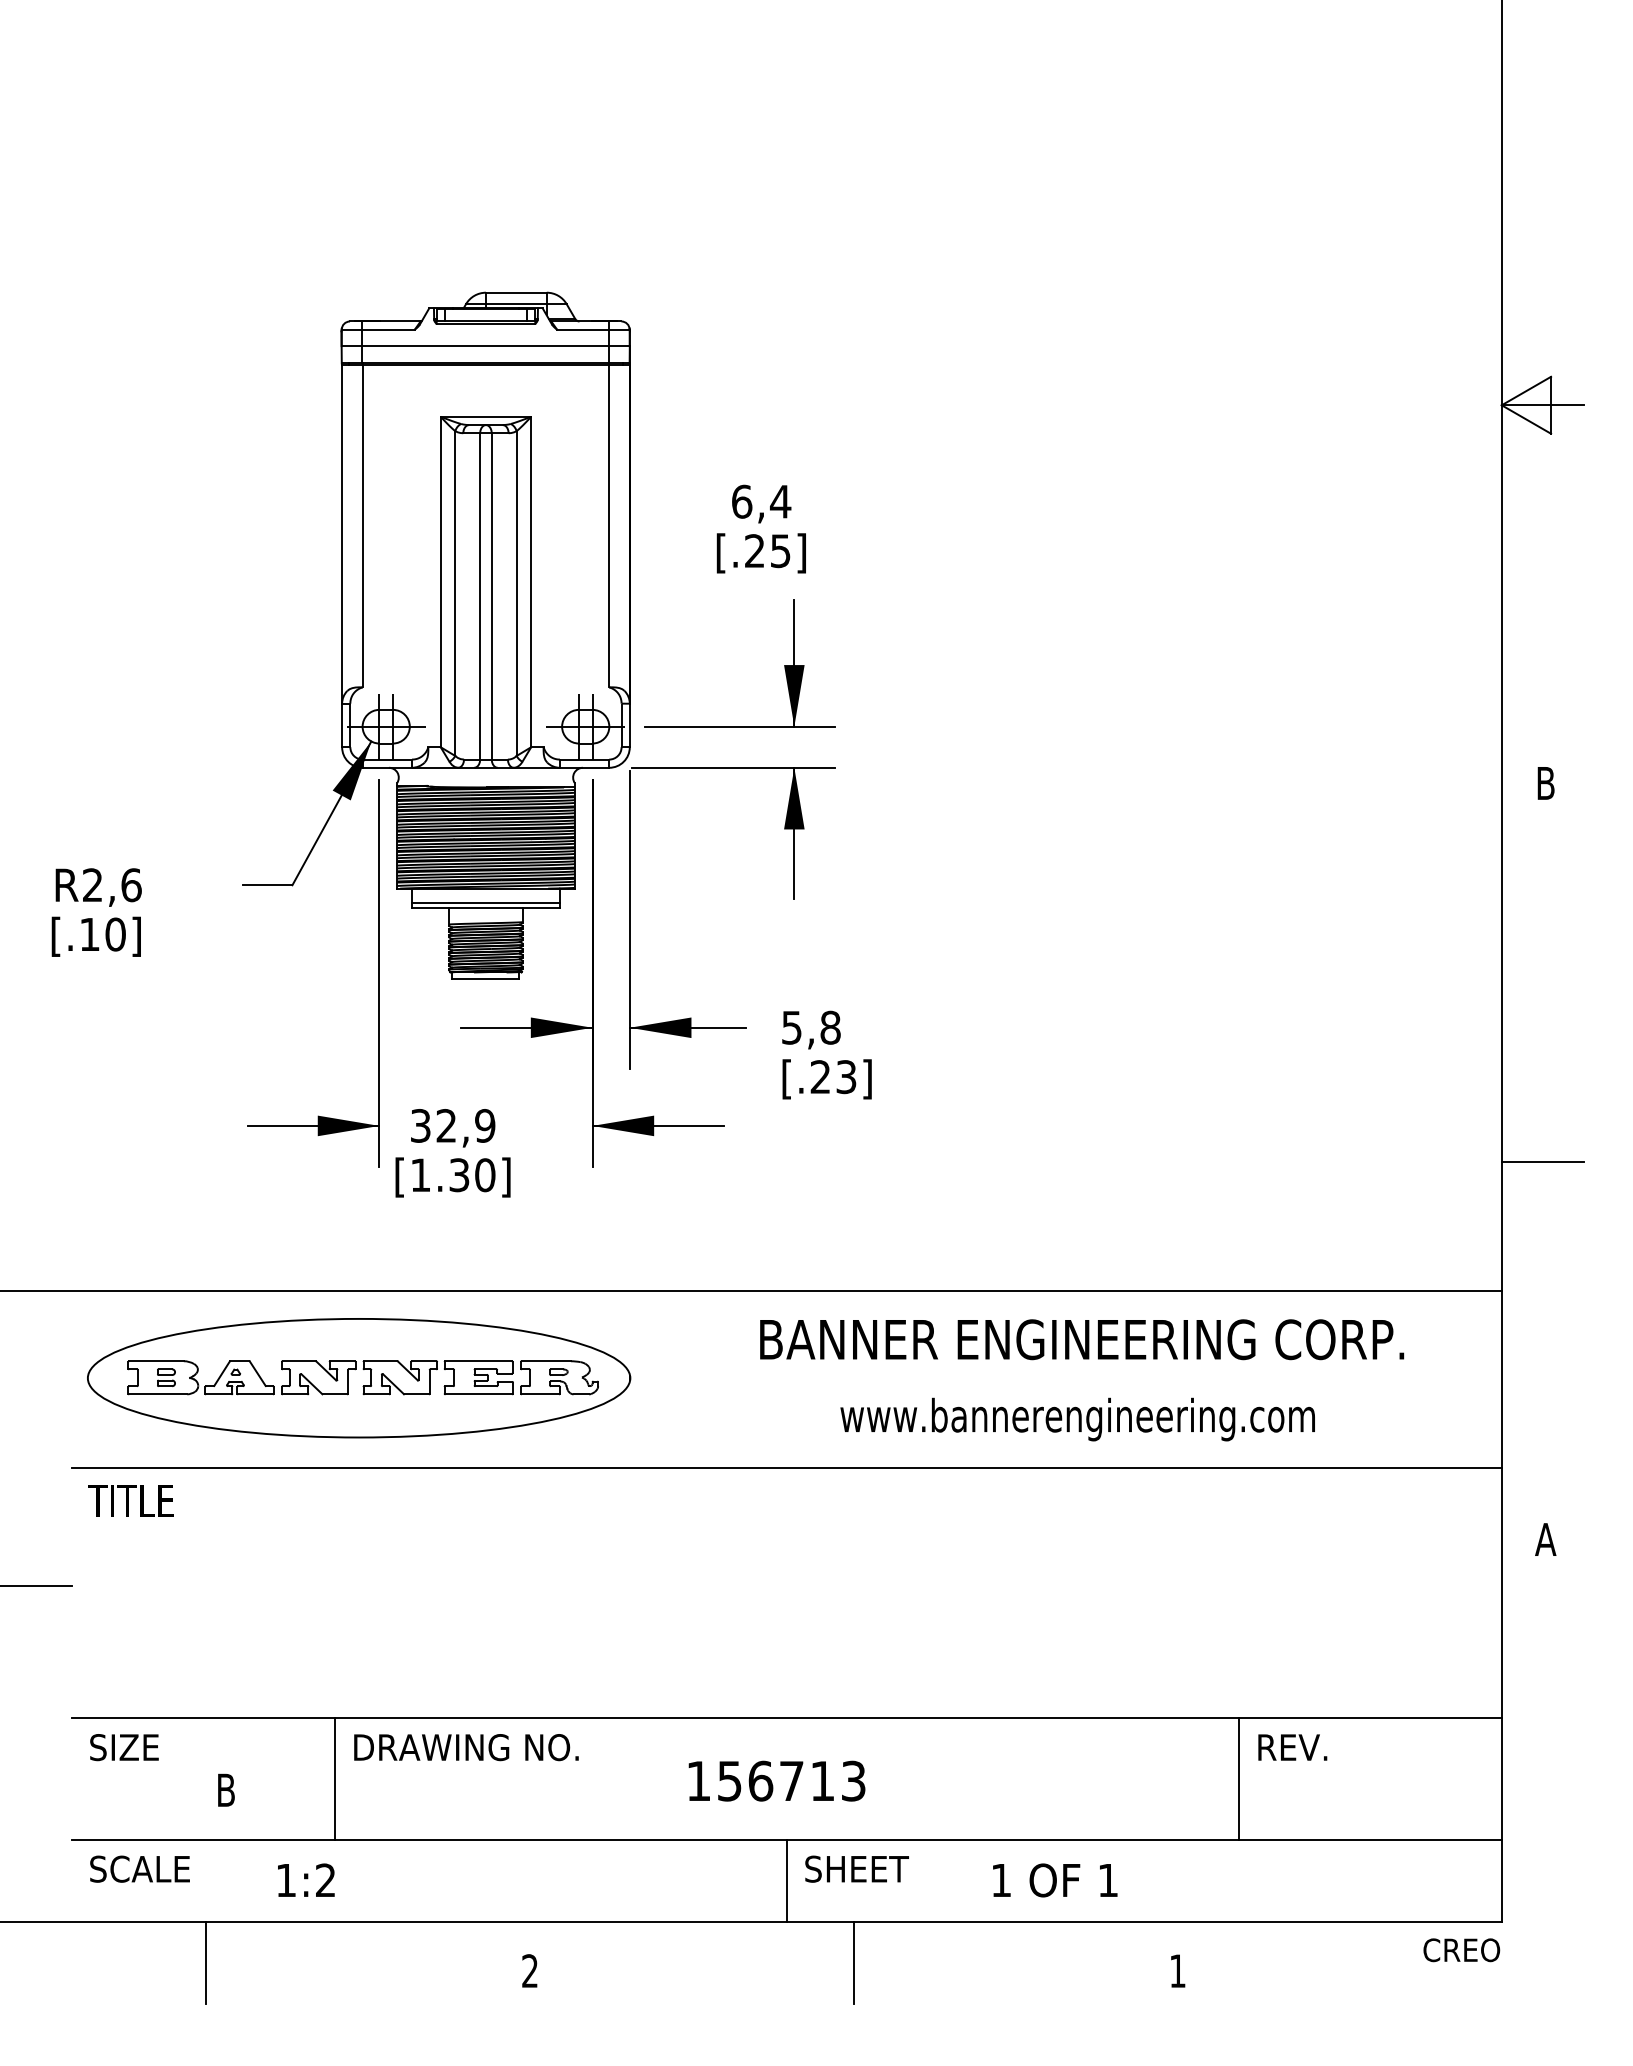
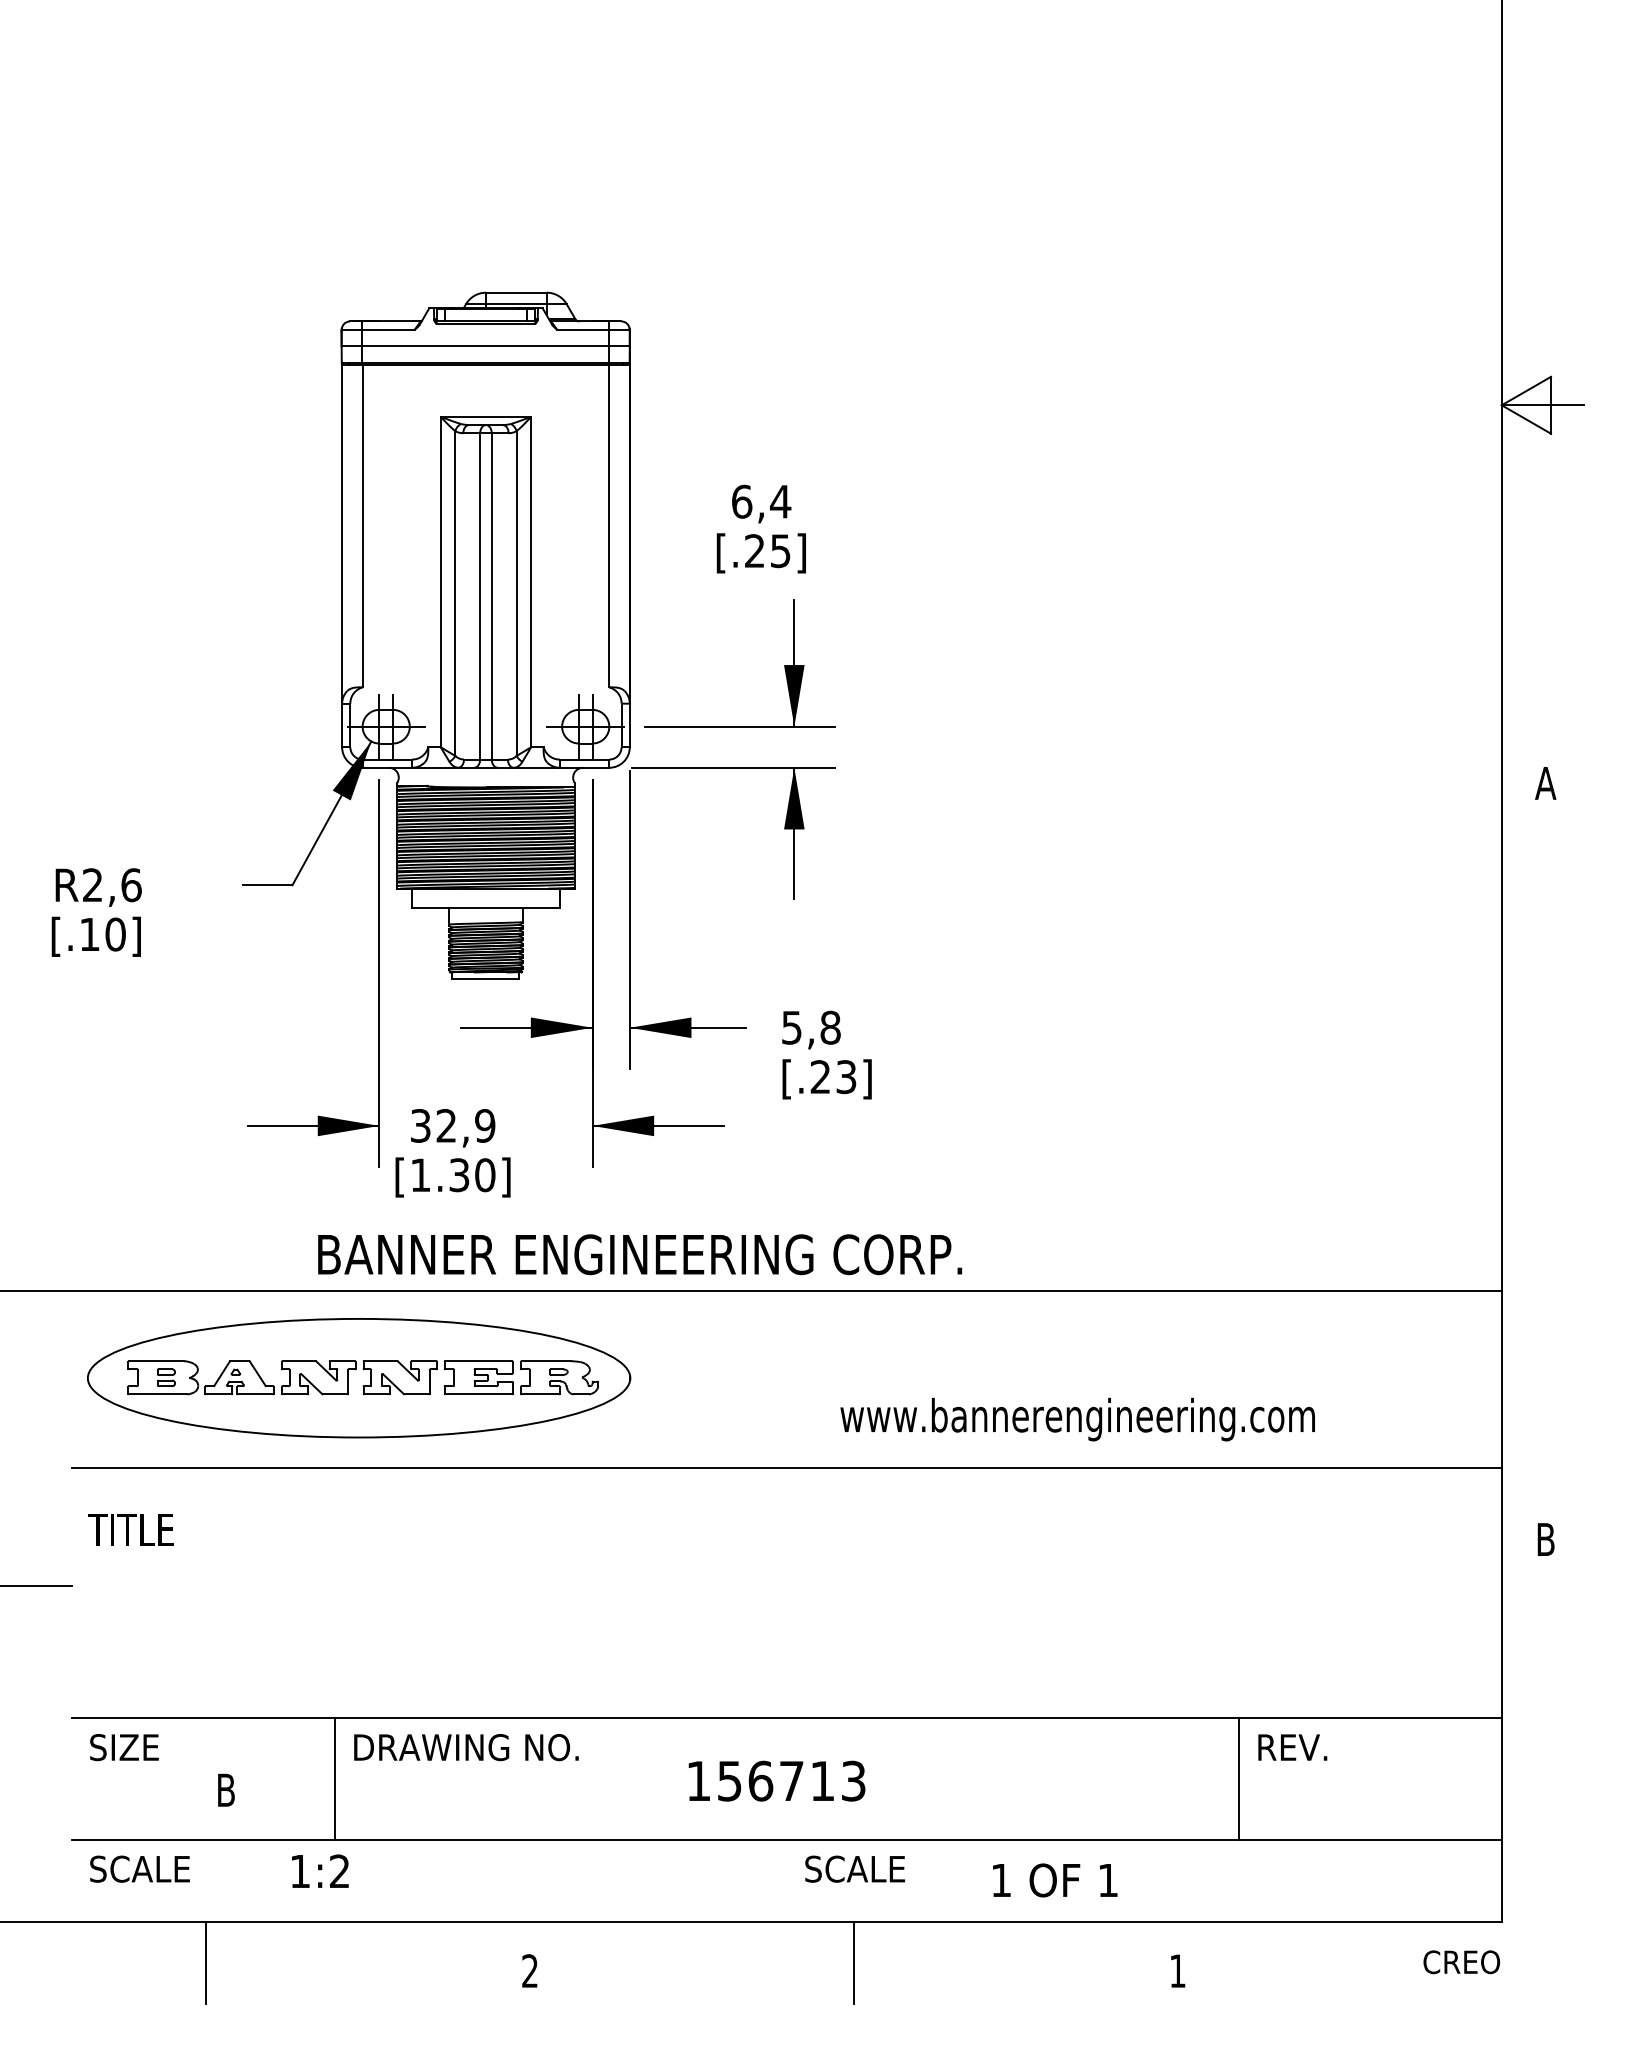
text: B -> A (1545, 783)
line: present -> none (485, 903)
line: present -> none (1542, 1161)
text position: (1082, 1339) -> (640, 1254) (640, 1254)
text position: (130, 1500) -> (130, 1529) (130, 1529)
text: A -> B (1545, 1539)
text: SHEET -> SCALE (866, 1868)
text position: (306, 1879) -> (320, 1870) (320, 1870)
line: present -> none (786, 1880)
text position: (1461, 1950) -> (1461, 1962) (1461, 1962)
